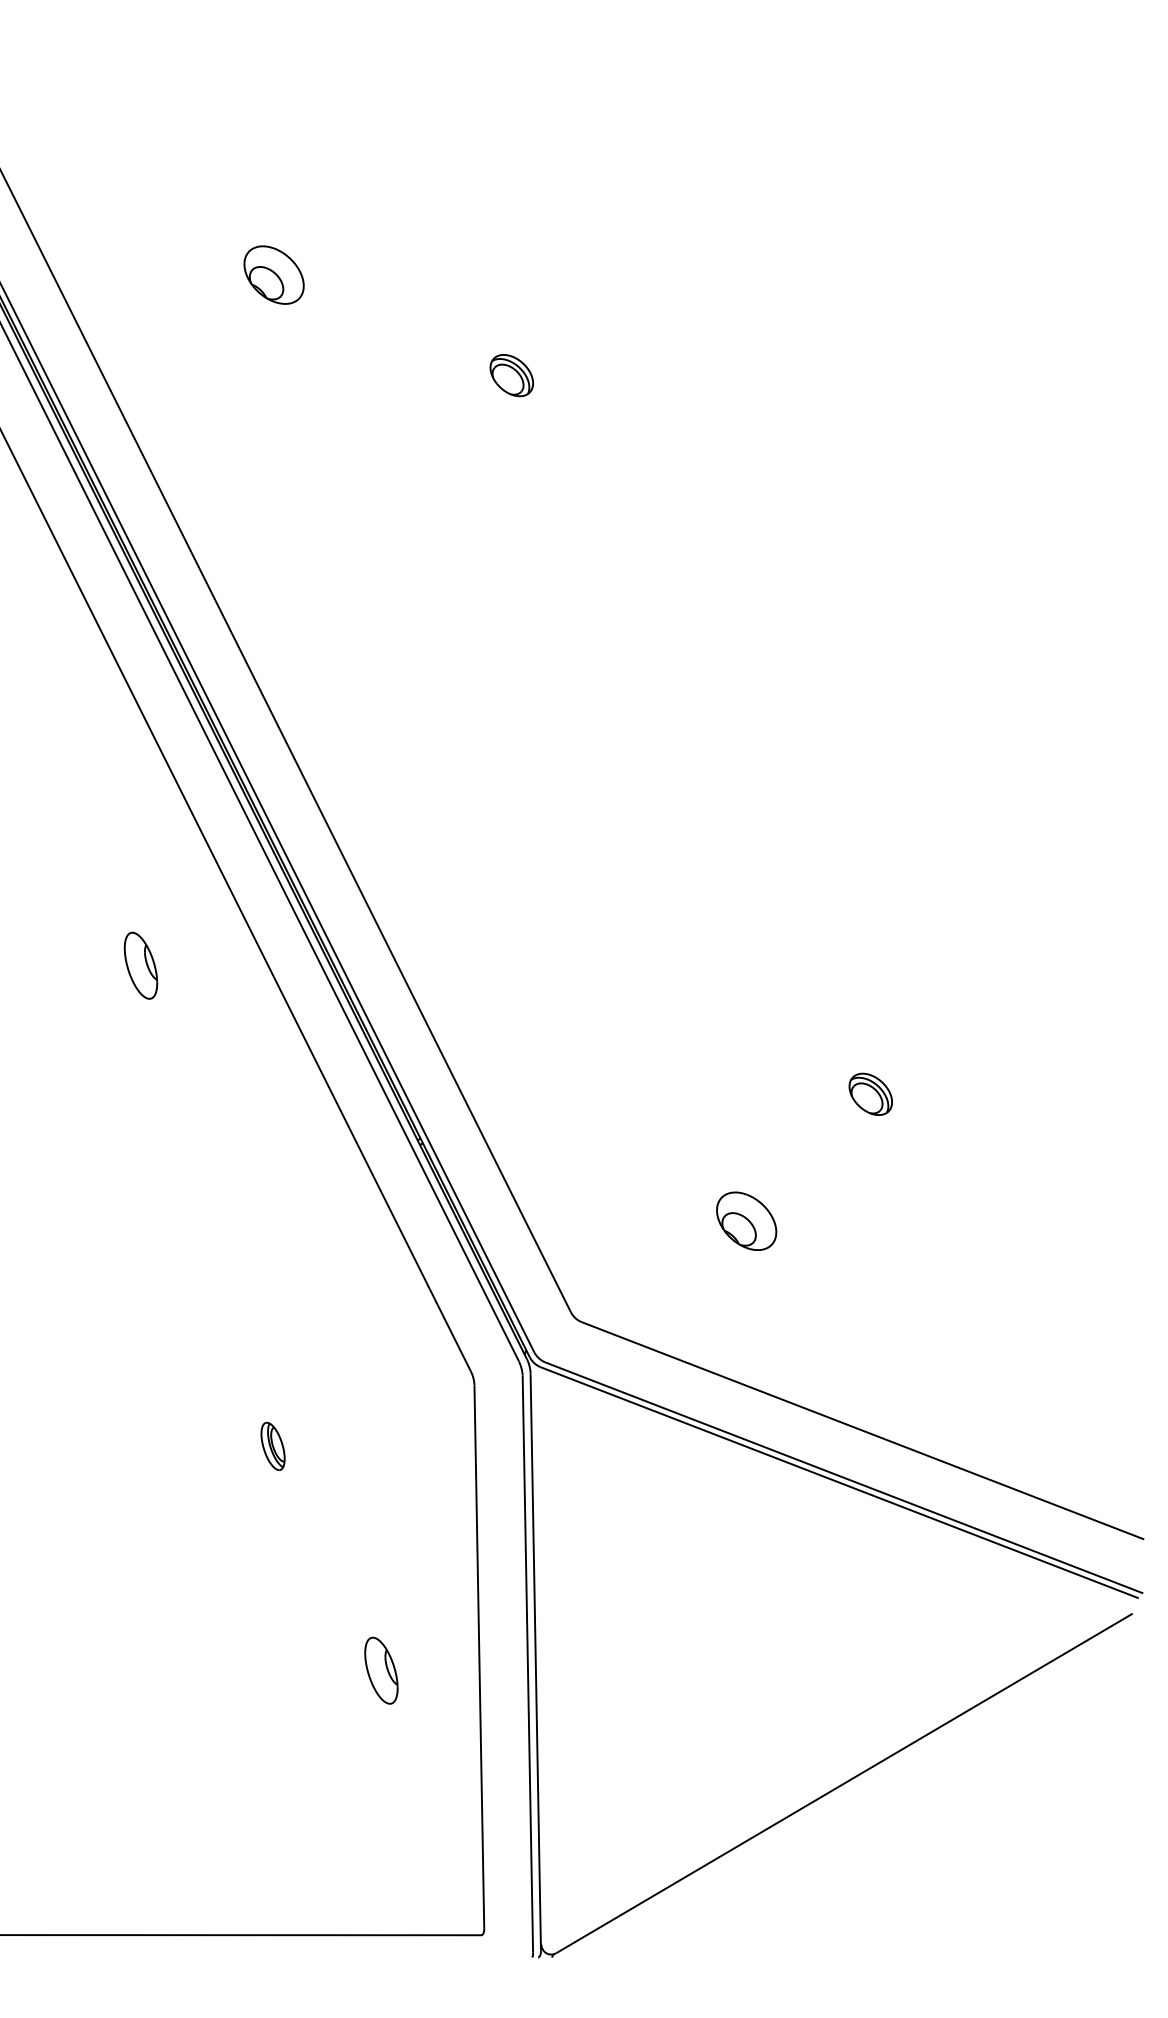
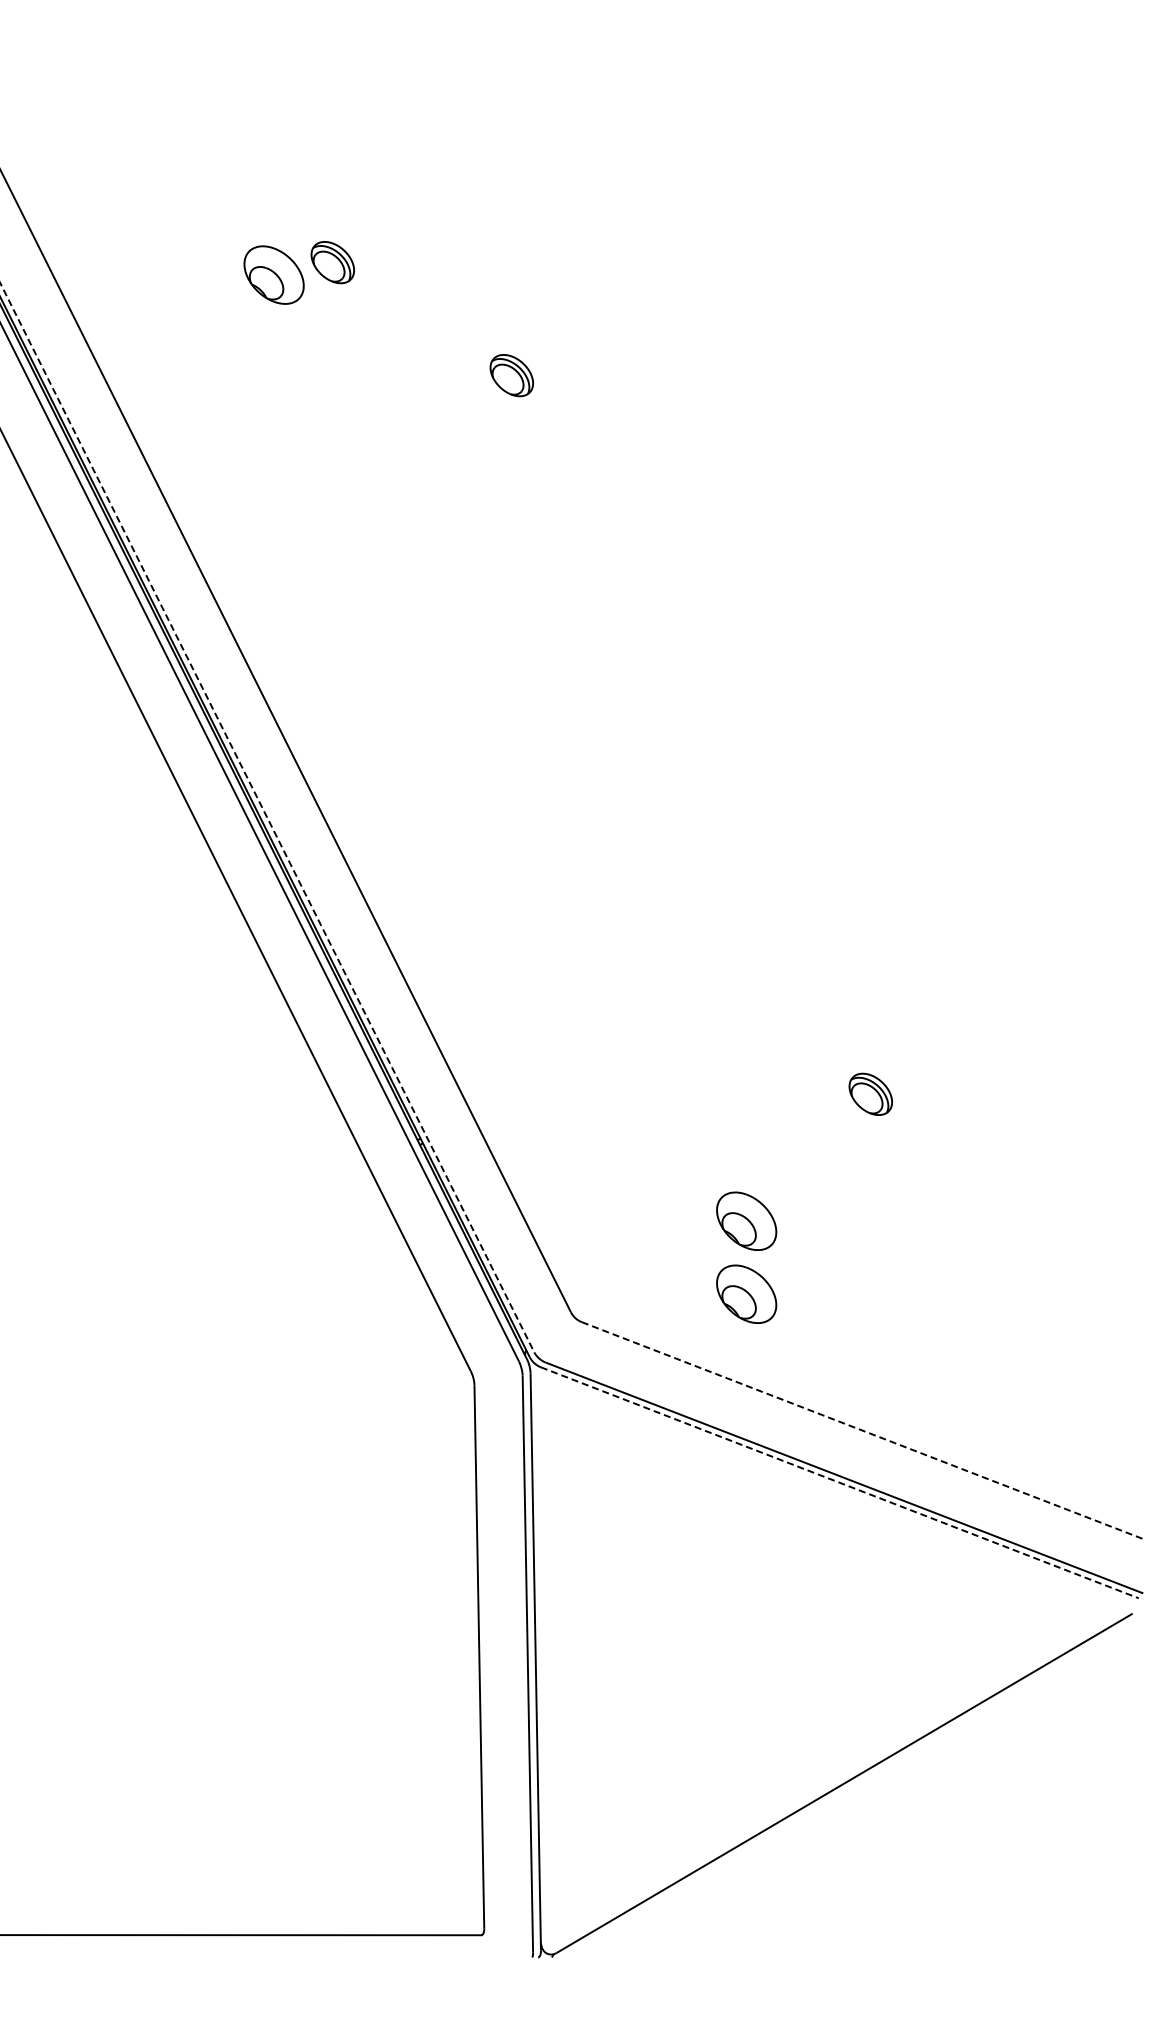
part: none -> present (332, 262)
line: solid -> dashed (267, 818)
part: present -> none (140, 965)
part: none -> present (746, 1293)
line: solid -> dashed (863, 1430)
part: present -> none (272, 1445)
line: solid -> dashed (839, 1482)
part: present -> none (381, 1670)
